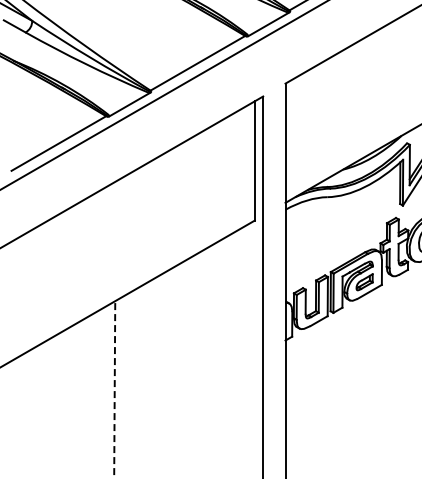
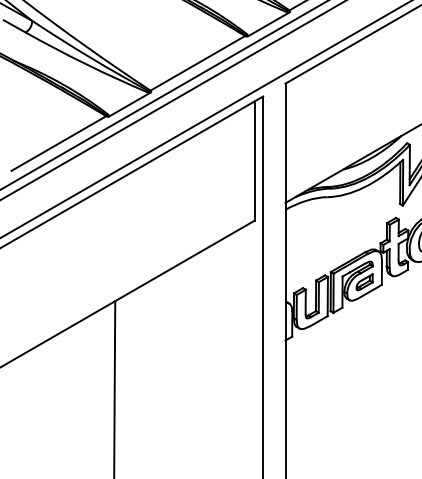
line: none -> present (172, 100)
line: none -> present (205, 119)
line: dashed -> solid (114, 389)
